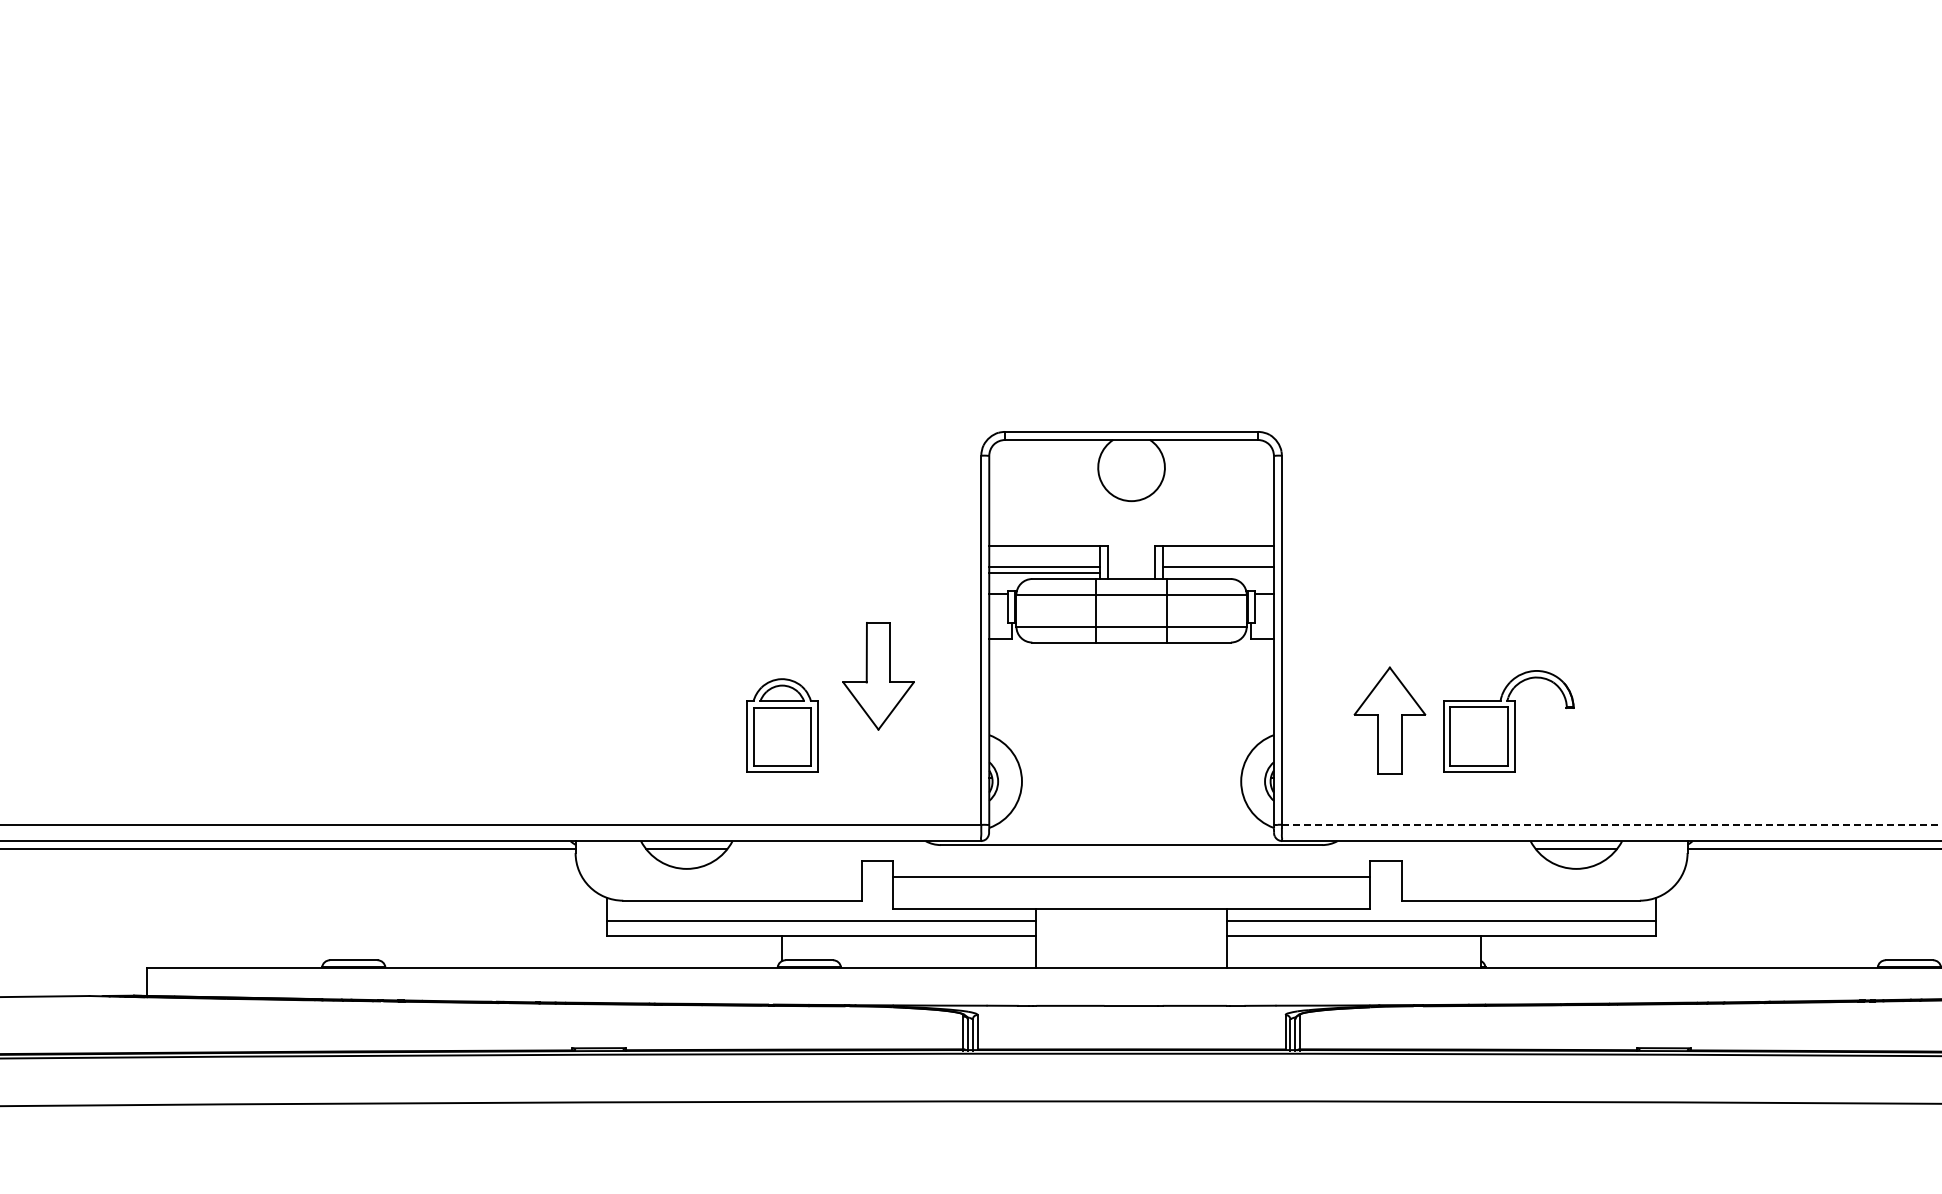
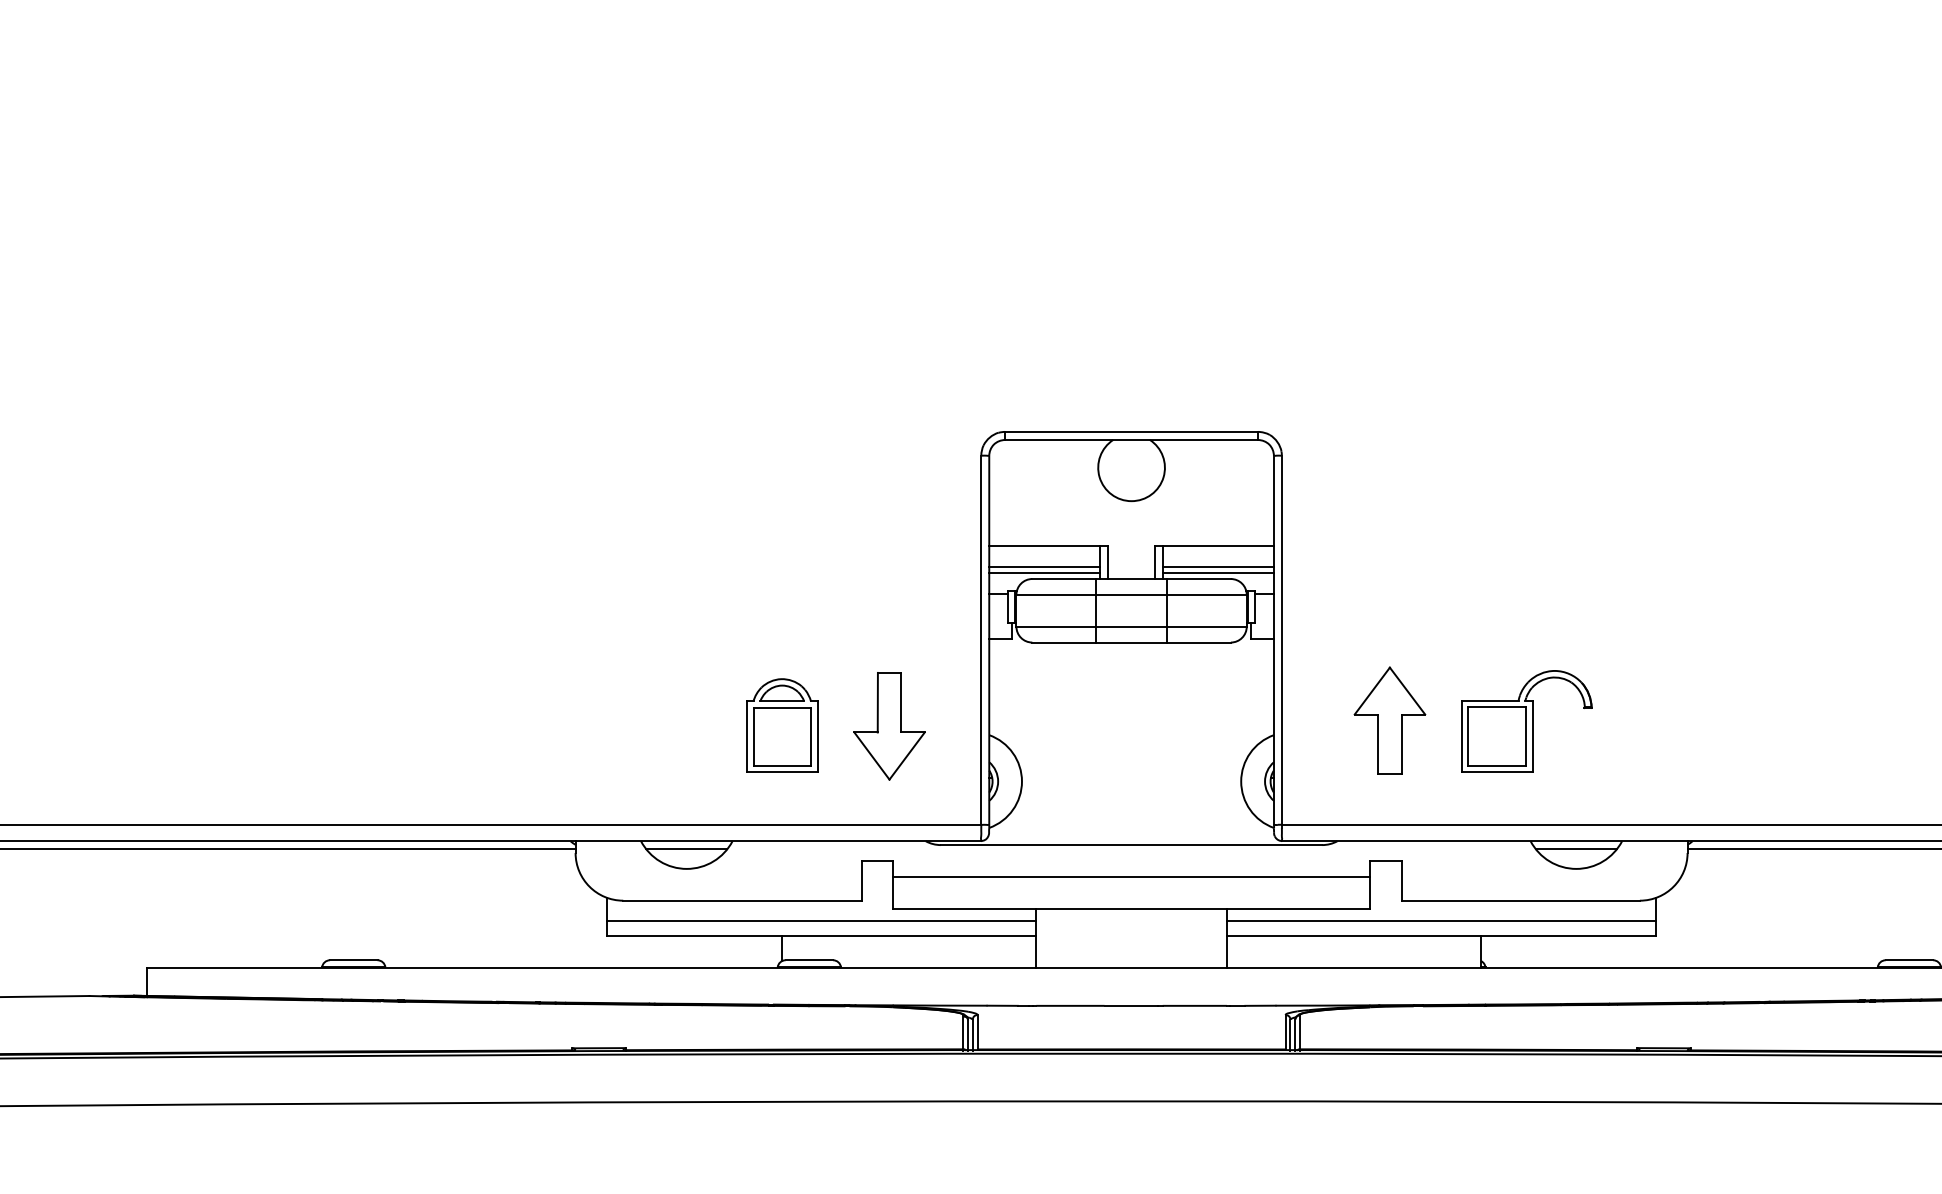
line: none -> present (1218, 573)
part position: (878, 676) -> (889, 726) (889, 726)
part position: (1508, 721) -> (1526, 721) (1526, 721)
line: dashed -> solid (1611, 824)
